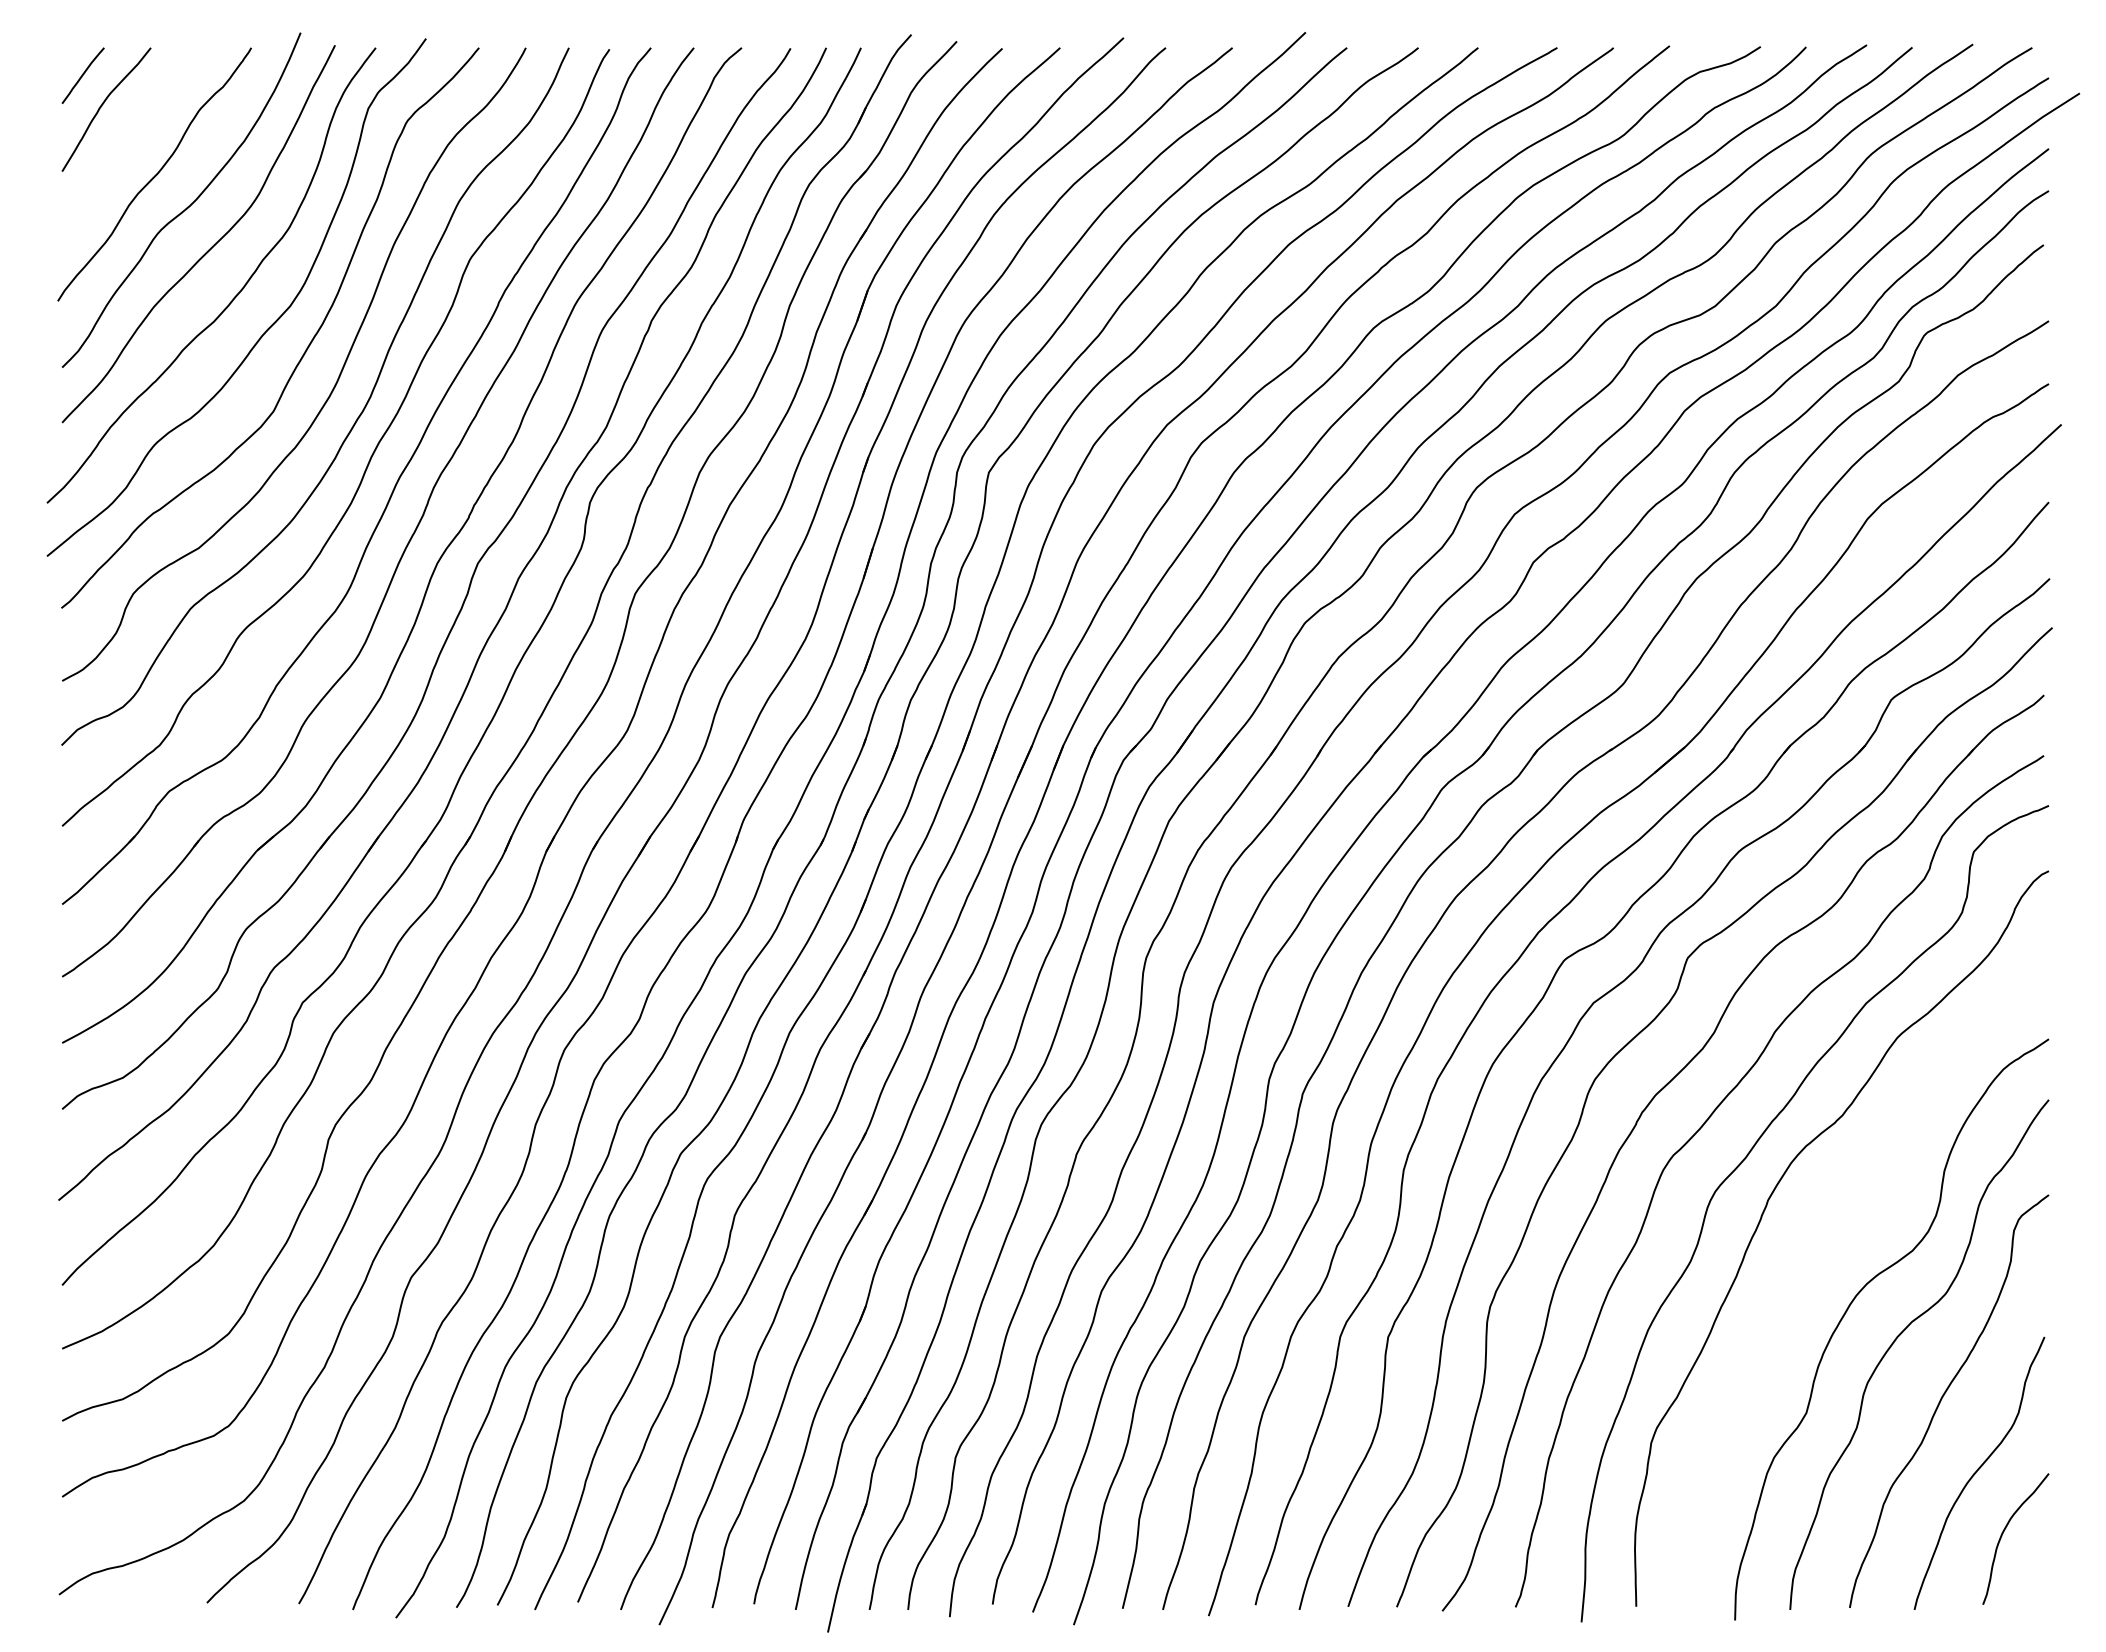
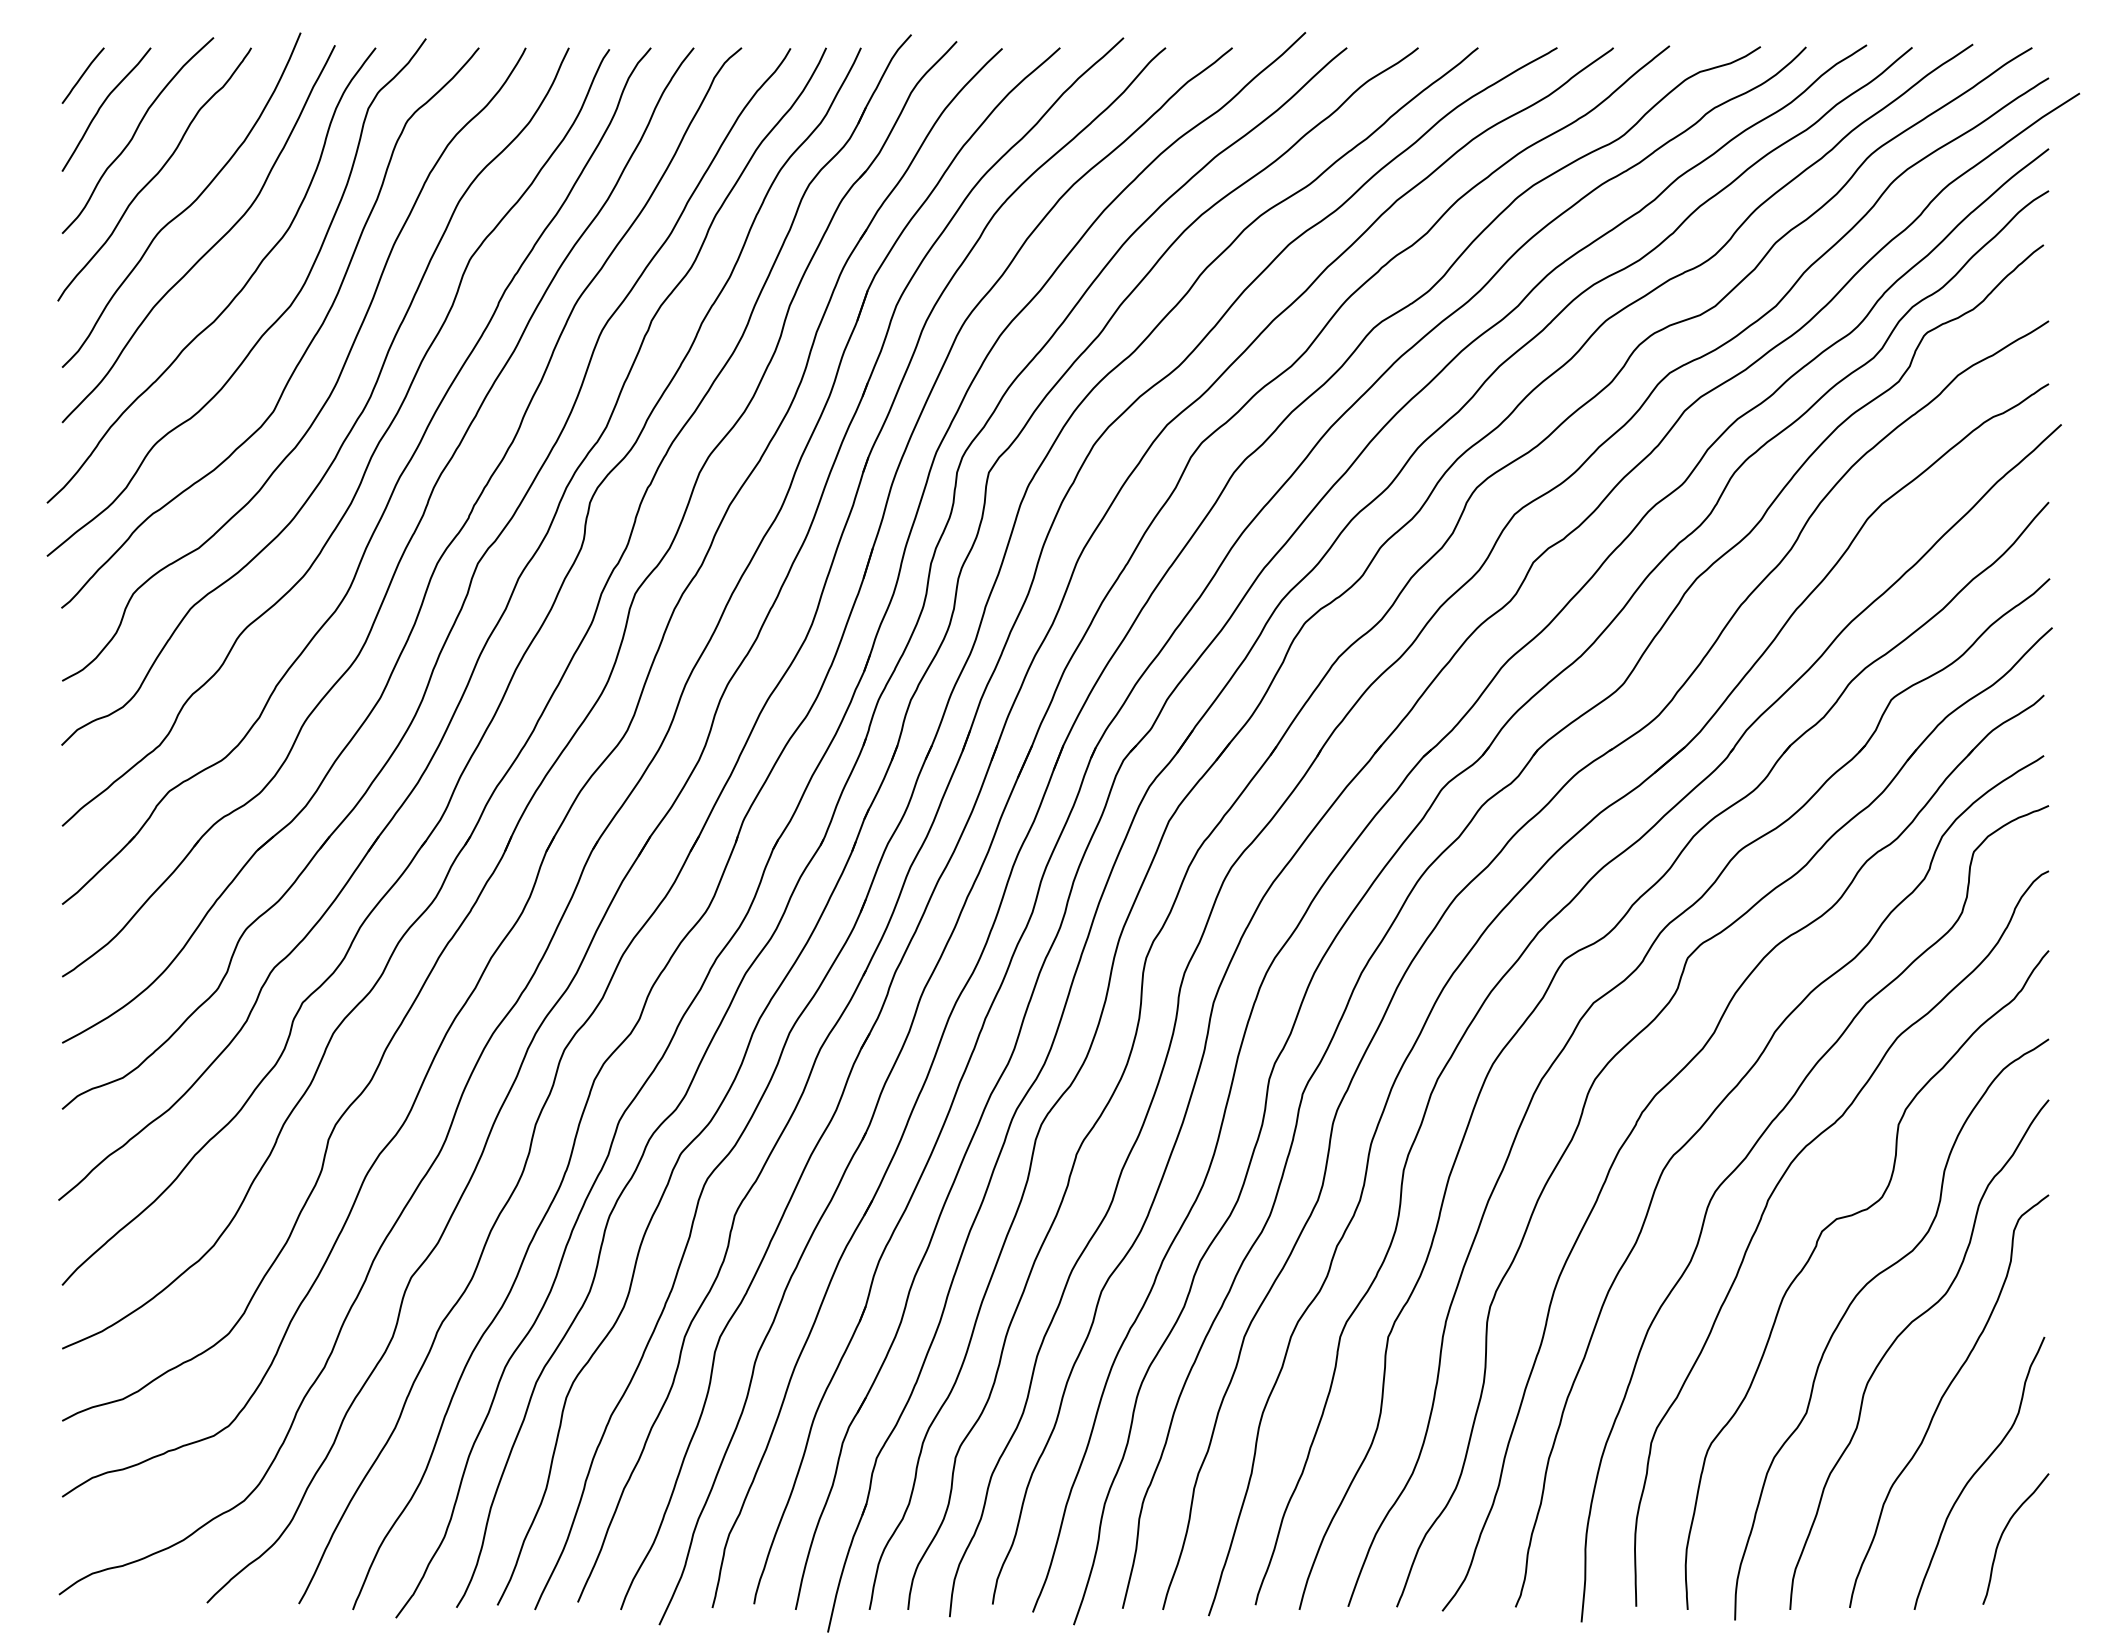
curve: none -> present (135, 134)
curve: none -> present (1813, 1253)
